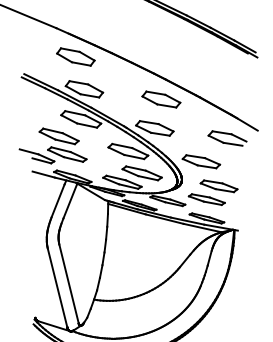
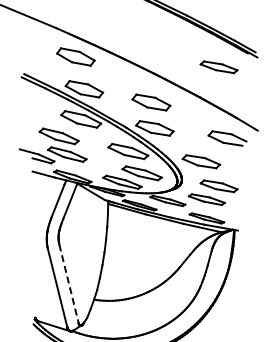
part: none -> present (218, 67)
part position: (161, 99) -> (151, 102) (151, 102)
line: solid -> dashed (69, 284)
